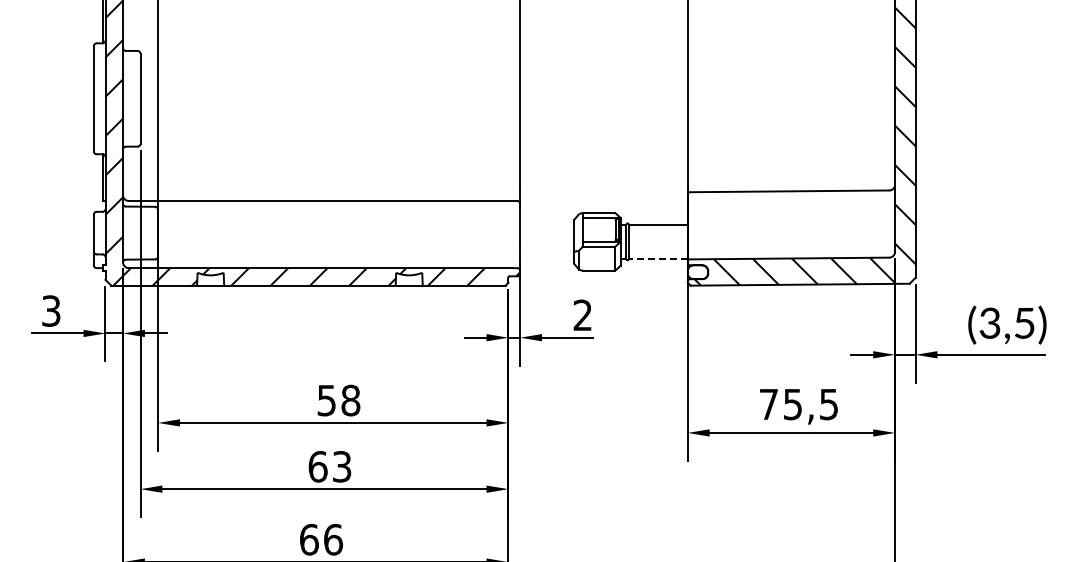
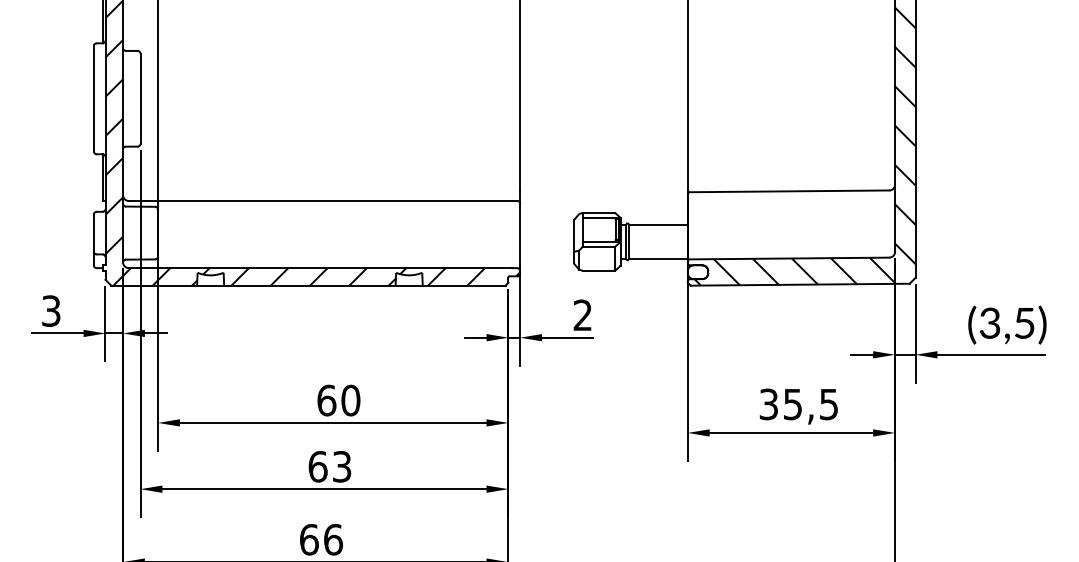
line: dashed -> solid (657, 258)
text: 58 -> 60 (338, 400)
text: 75,5 -> 35,5 (768, 404)
